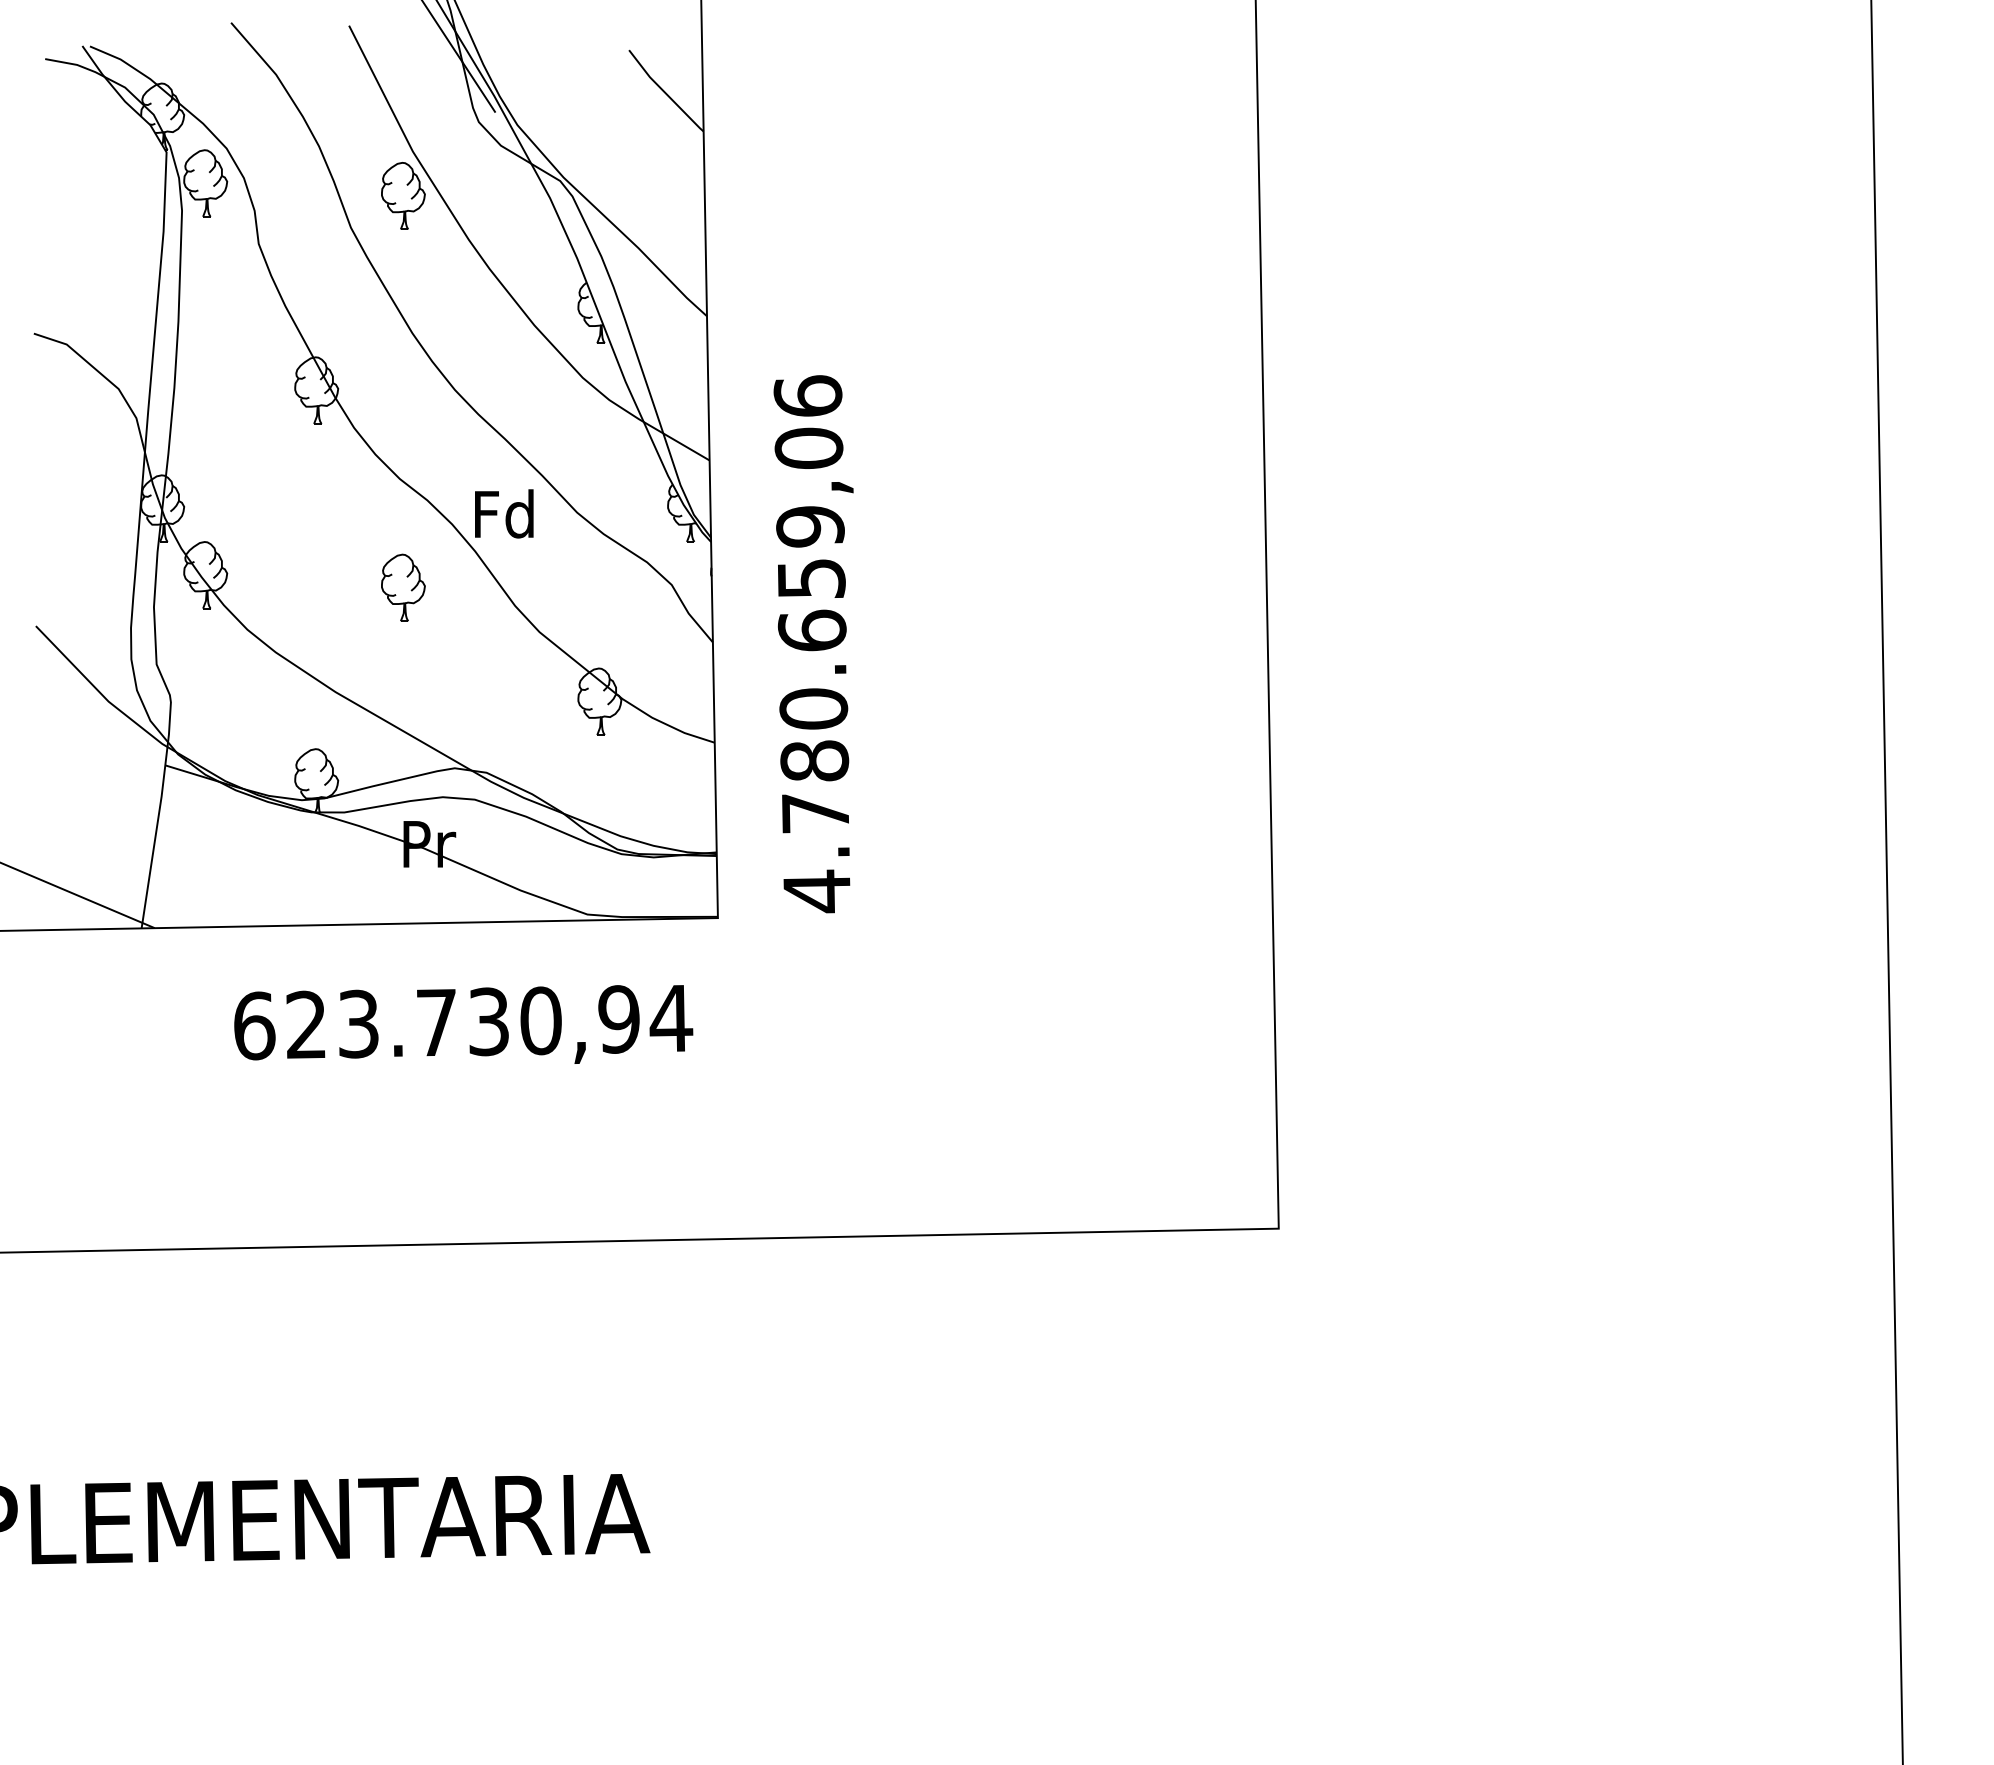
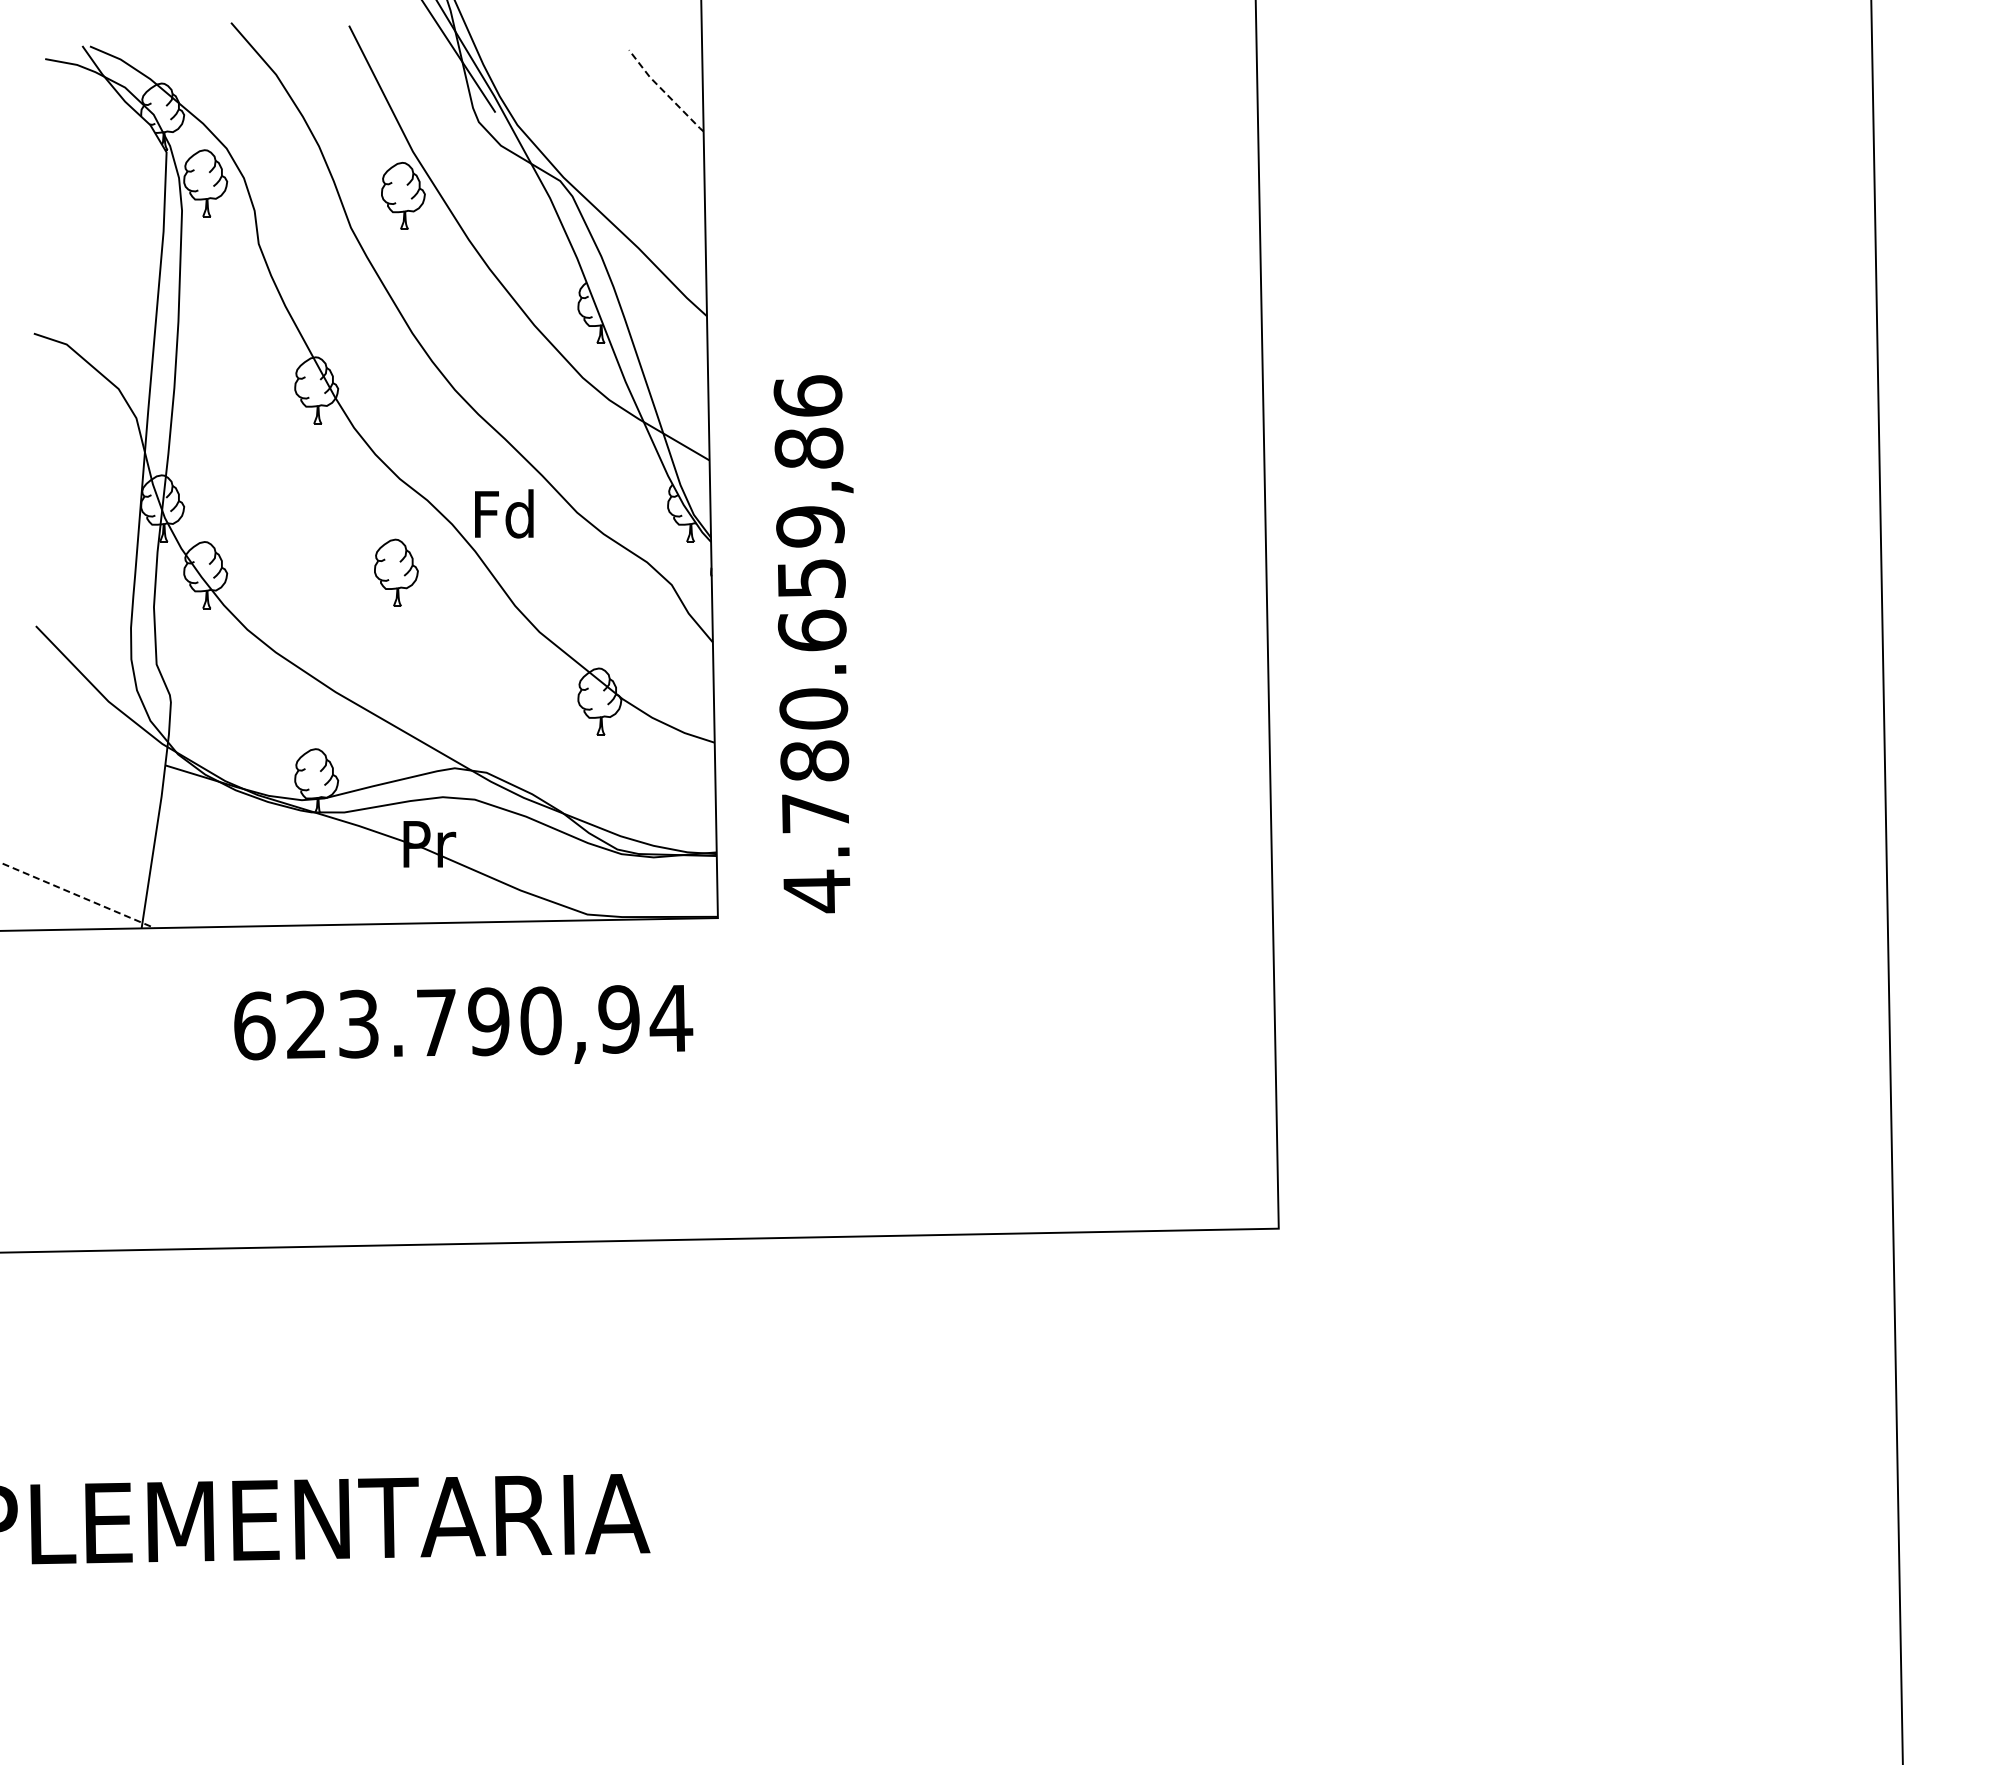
line: solid -> dashed (664, 92)
text: 4.780.659,06 -> 4.780.659,86 (808, 447)
part position: (403, 587) -> (396, 572) (396, 572)
line: solid -> dashed (77, 895)
text: 623.730,94 -> 623.790,94 (488, 1021)
